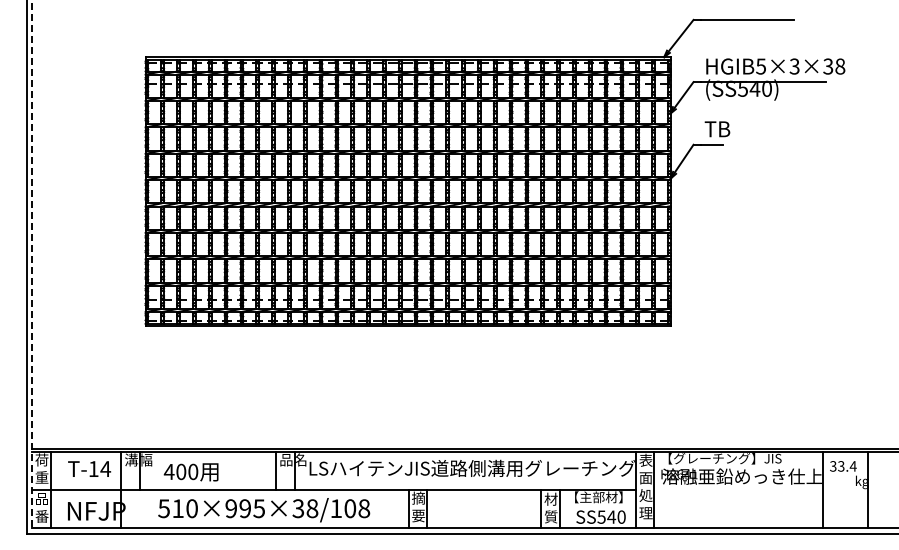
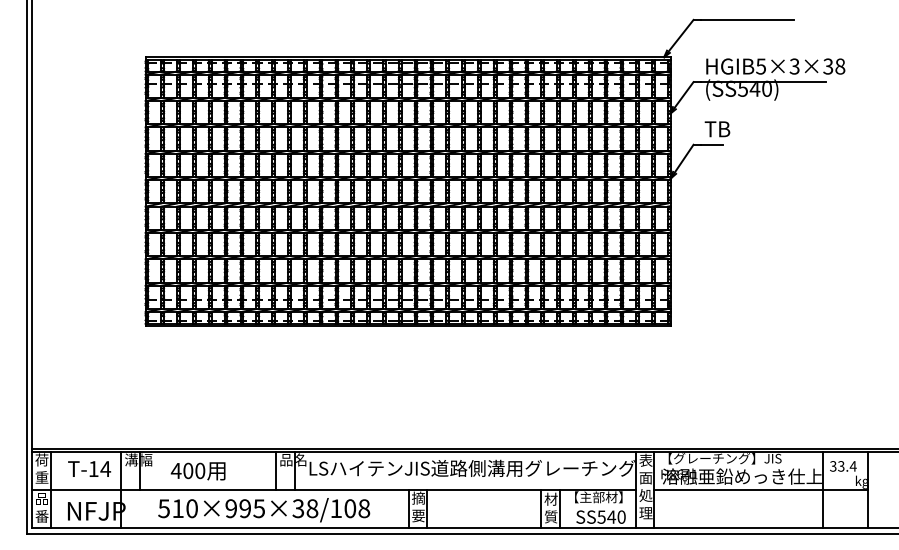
line: dashed -> solid (32, 264)
text position: (190, 472) -> (197, 471) (197, 471)
line: none -> present (761, 490)
